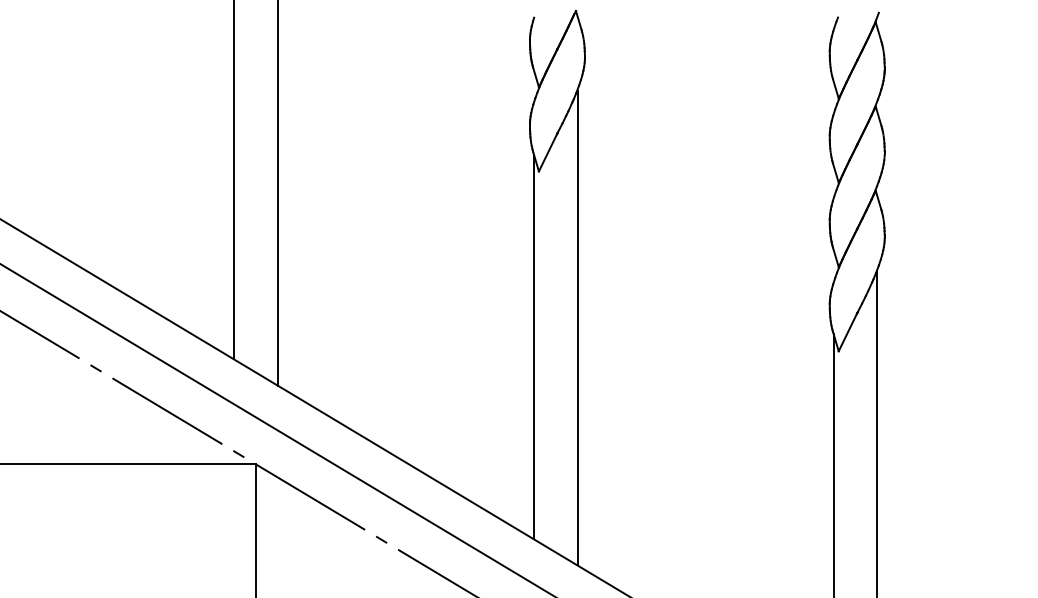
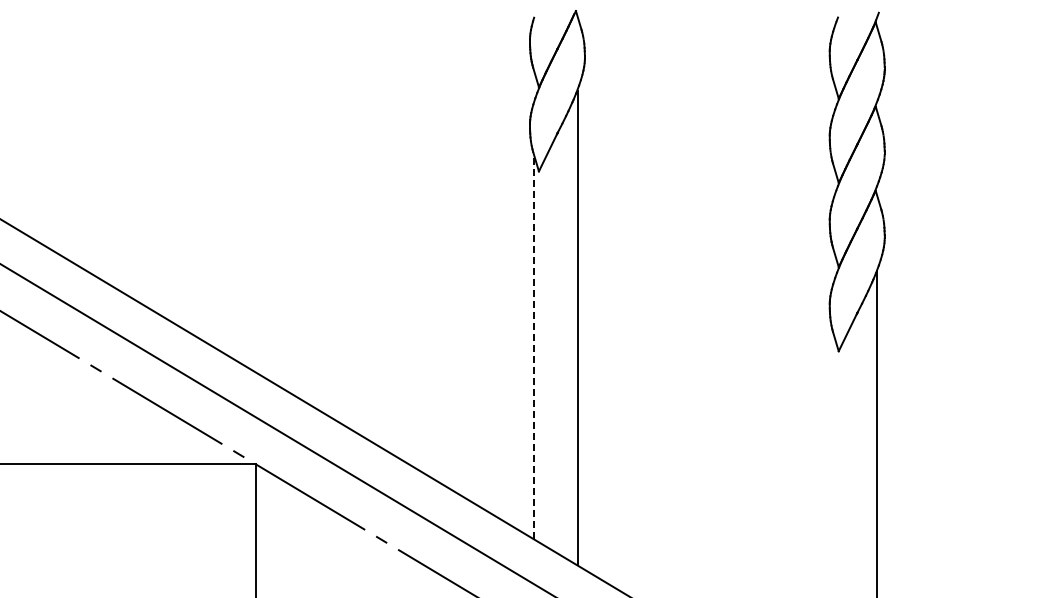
line: present -> none (234, 180)
line: present -> none (277, 193)
line: solid -> dashed (533, 346)
line: present -> none (833, 464)
